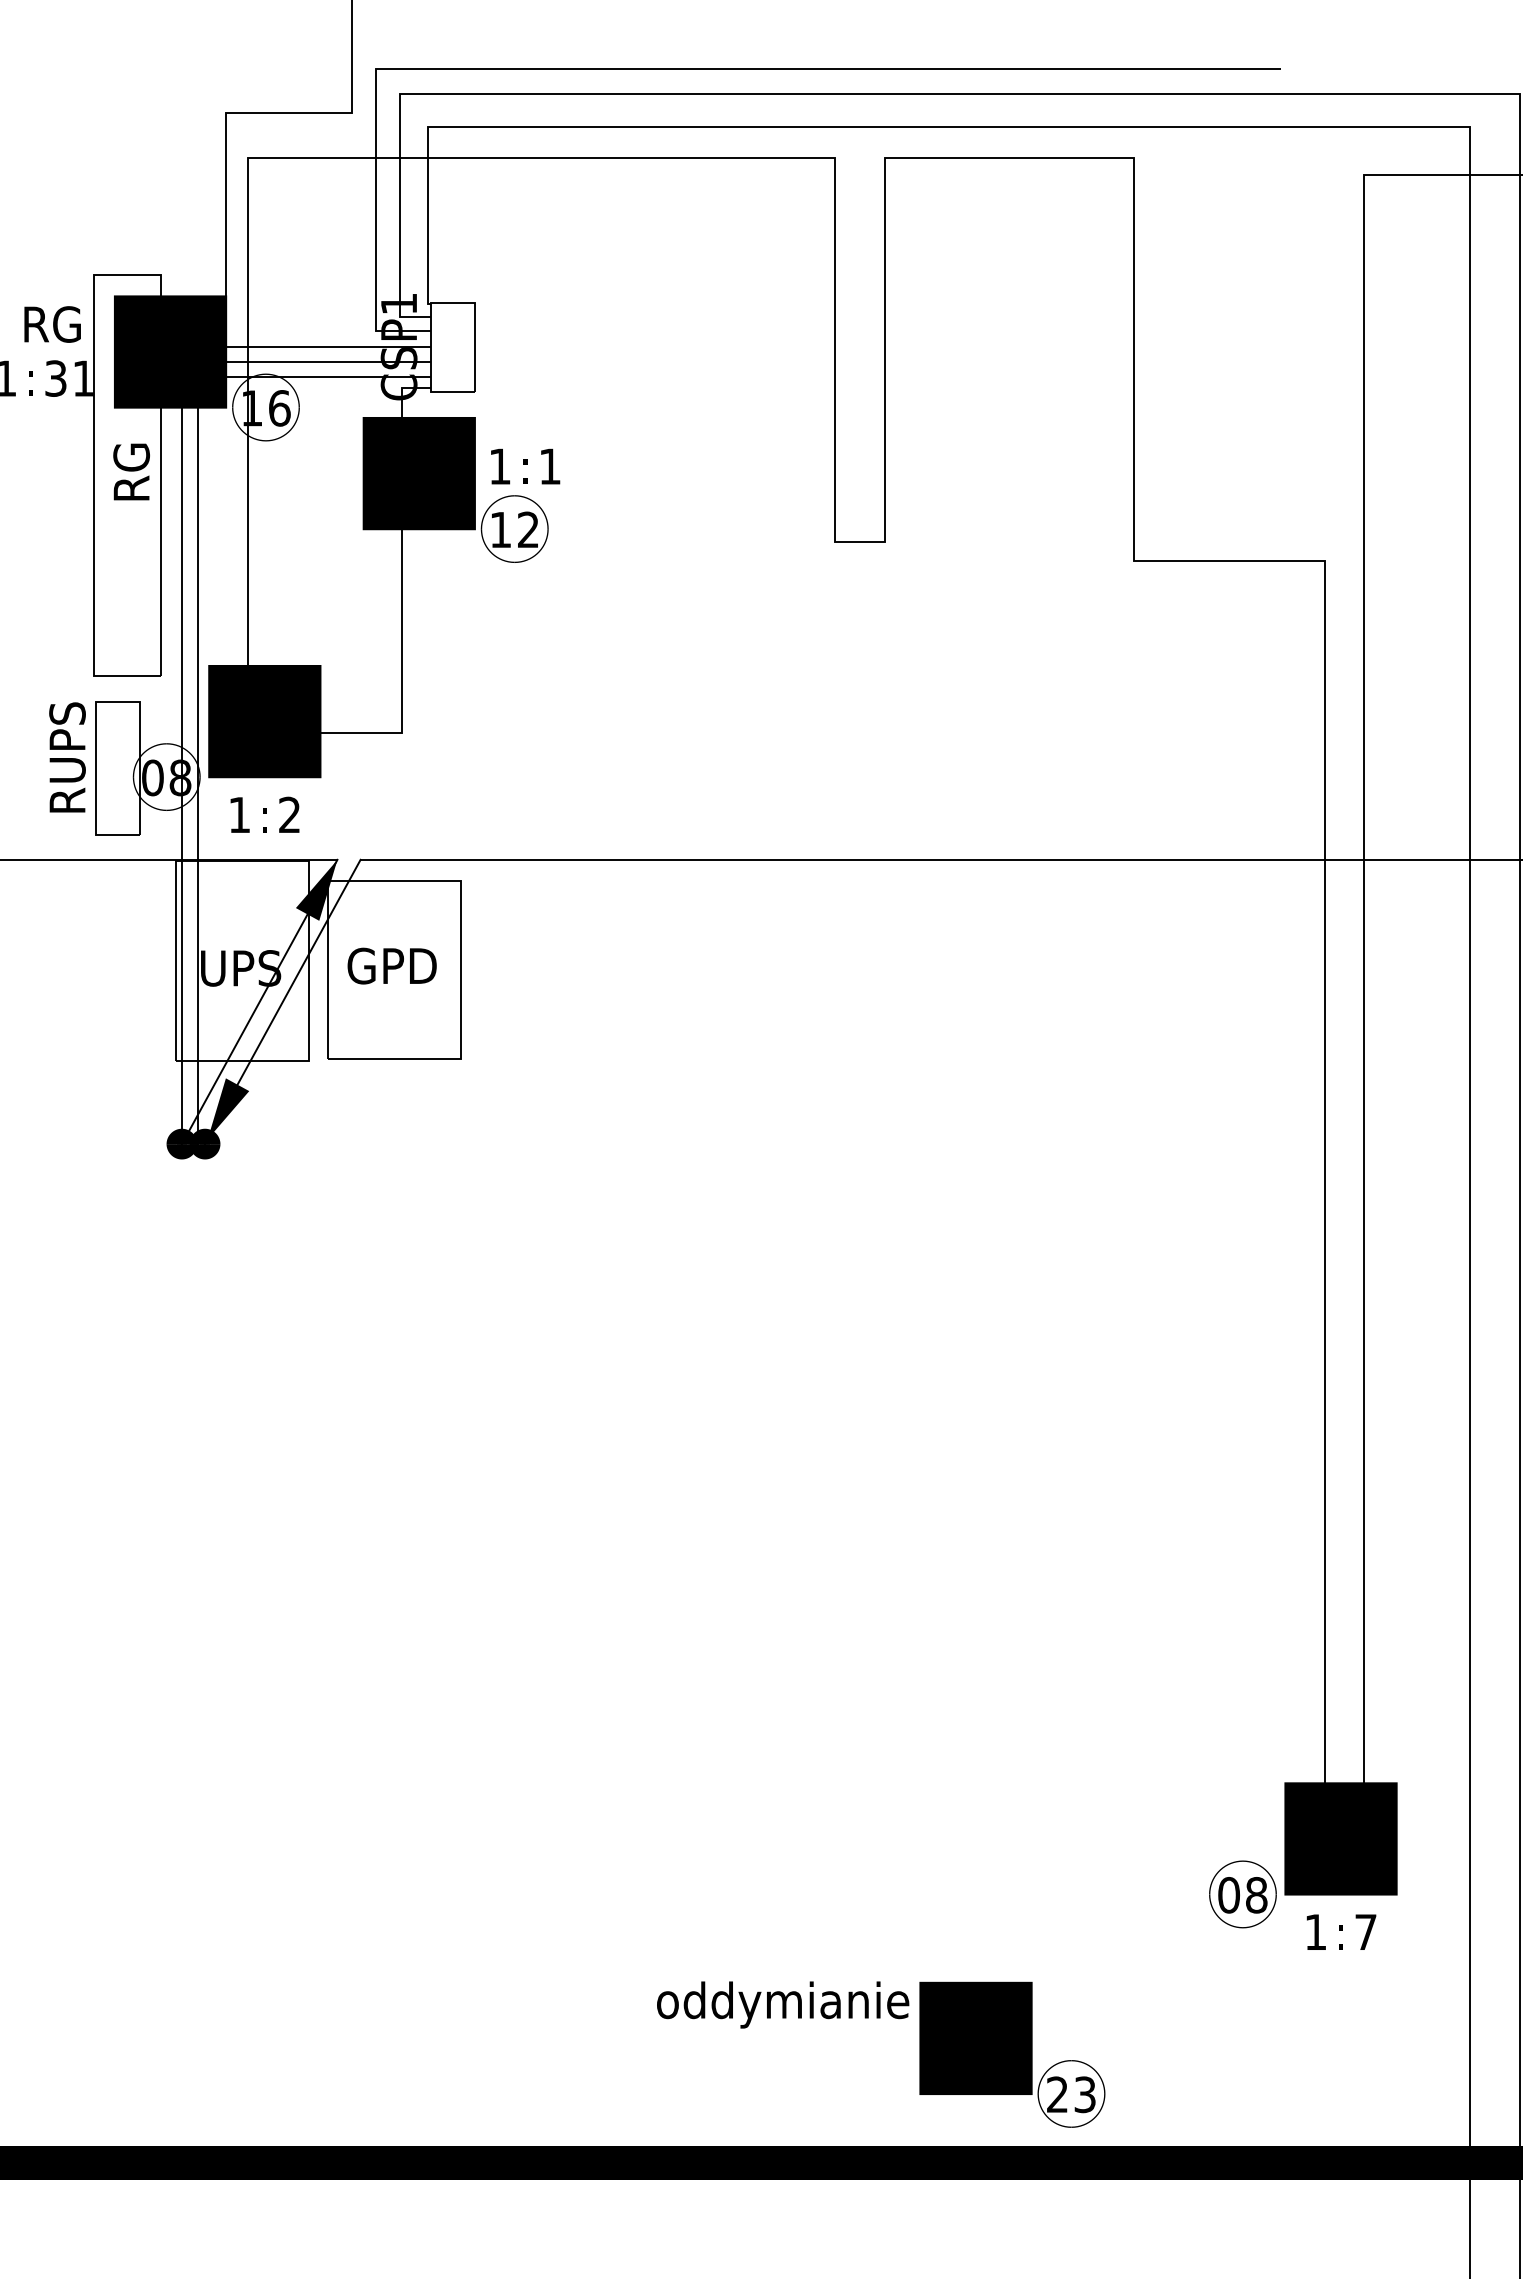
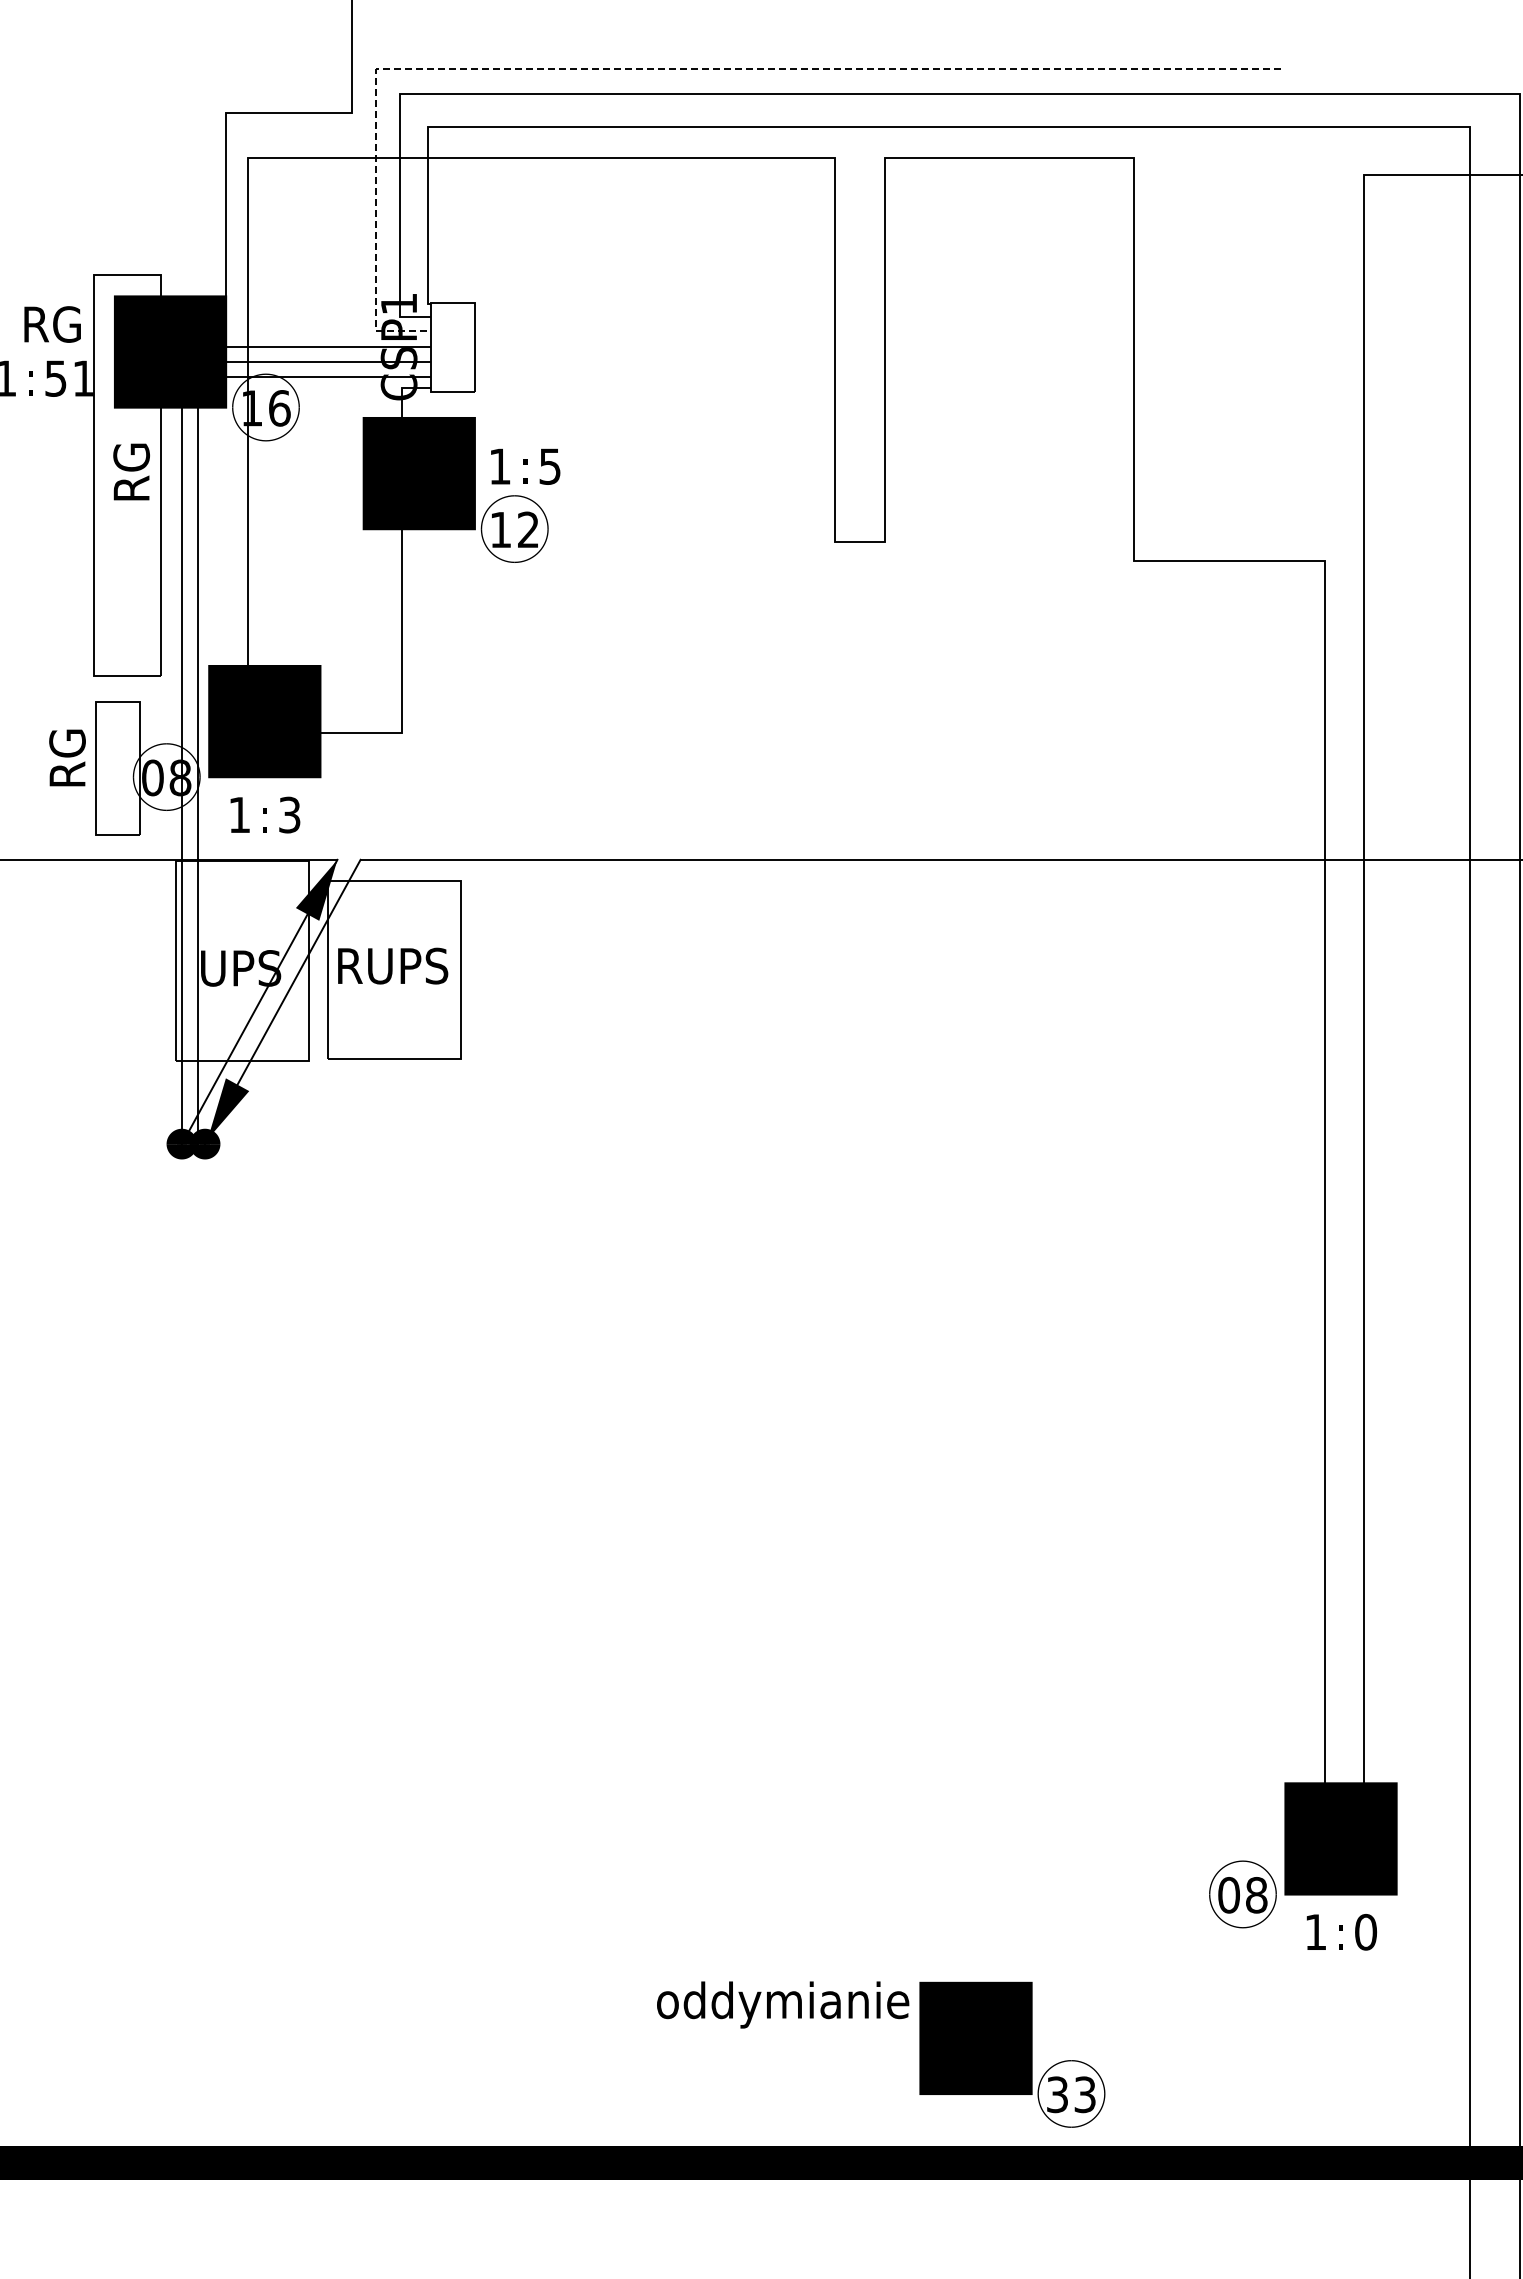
line: solid -> dashed (669, 69)
text: 31 -> 51 (56, 378)
text: 1 -> 5 (549, 466)
text: RUPS -> RG (67, 757)
text: 2 -> 3 (289, 815)
text: GPD -> RUPS (393, 965)
text: 7 -> 0 (1366, 1931)
text: 23 -> 33 (1057, 2094)
